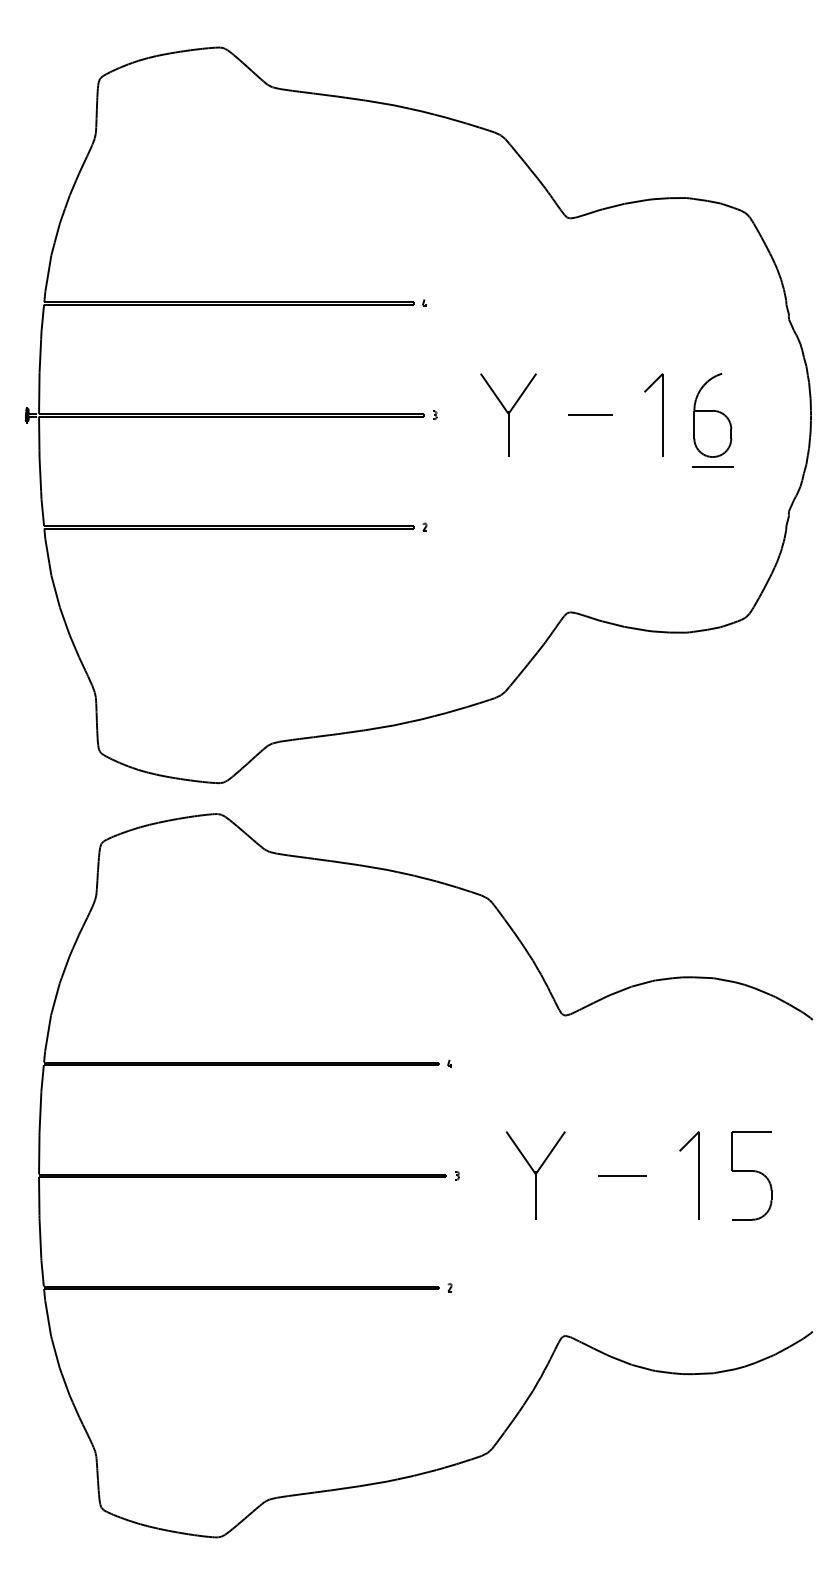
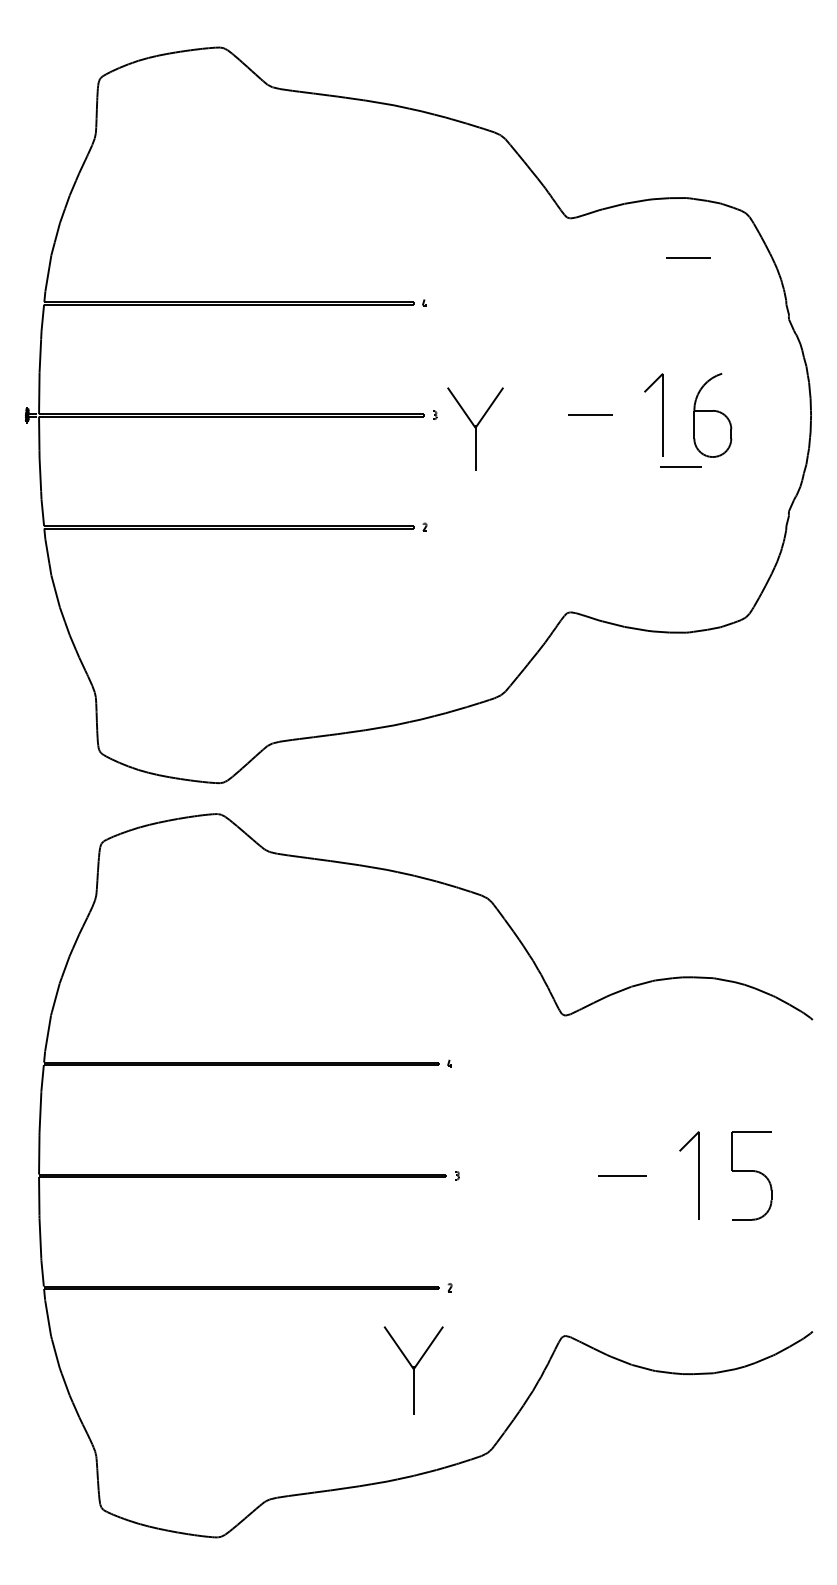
line: none -> present (688, 257)
part position: (508, 414) -> (475, 428) (475, 428)
line position: (712, 466) -> (680, 466) (680, 466)
part position: (535, 1175) -> (413, 1370) (413, 1370)
